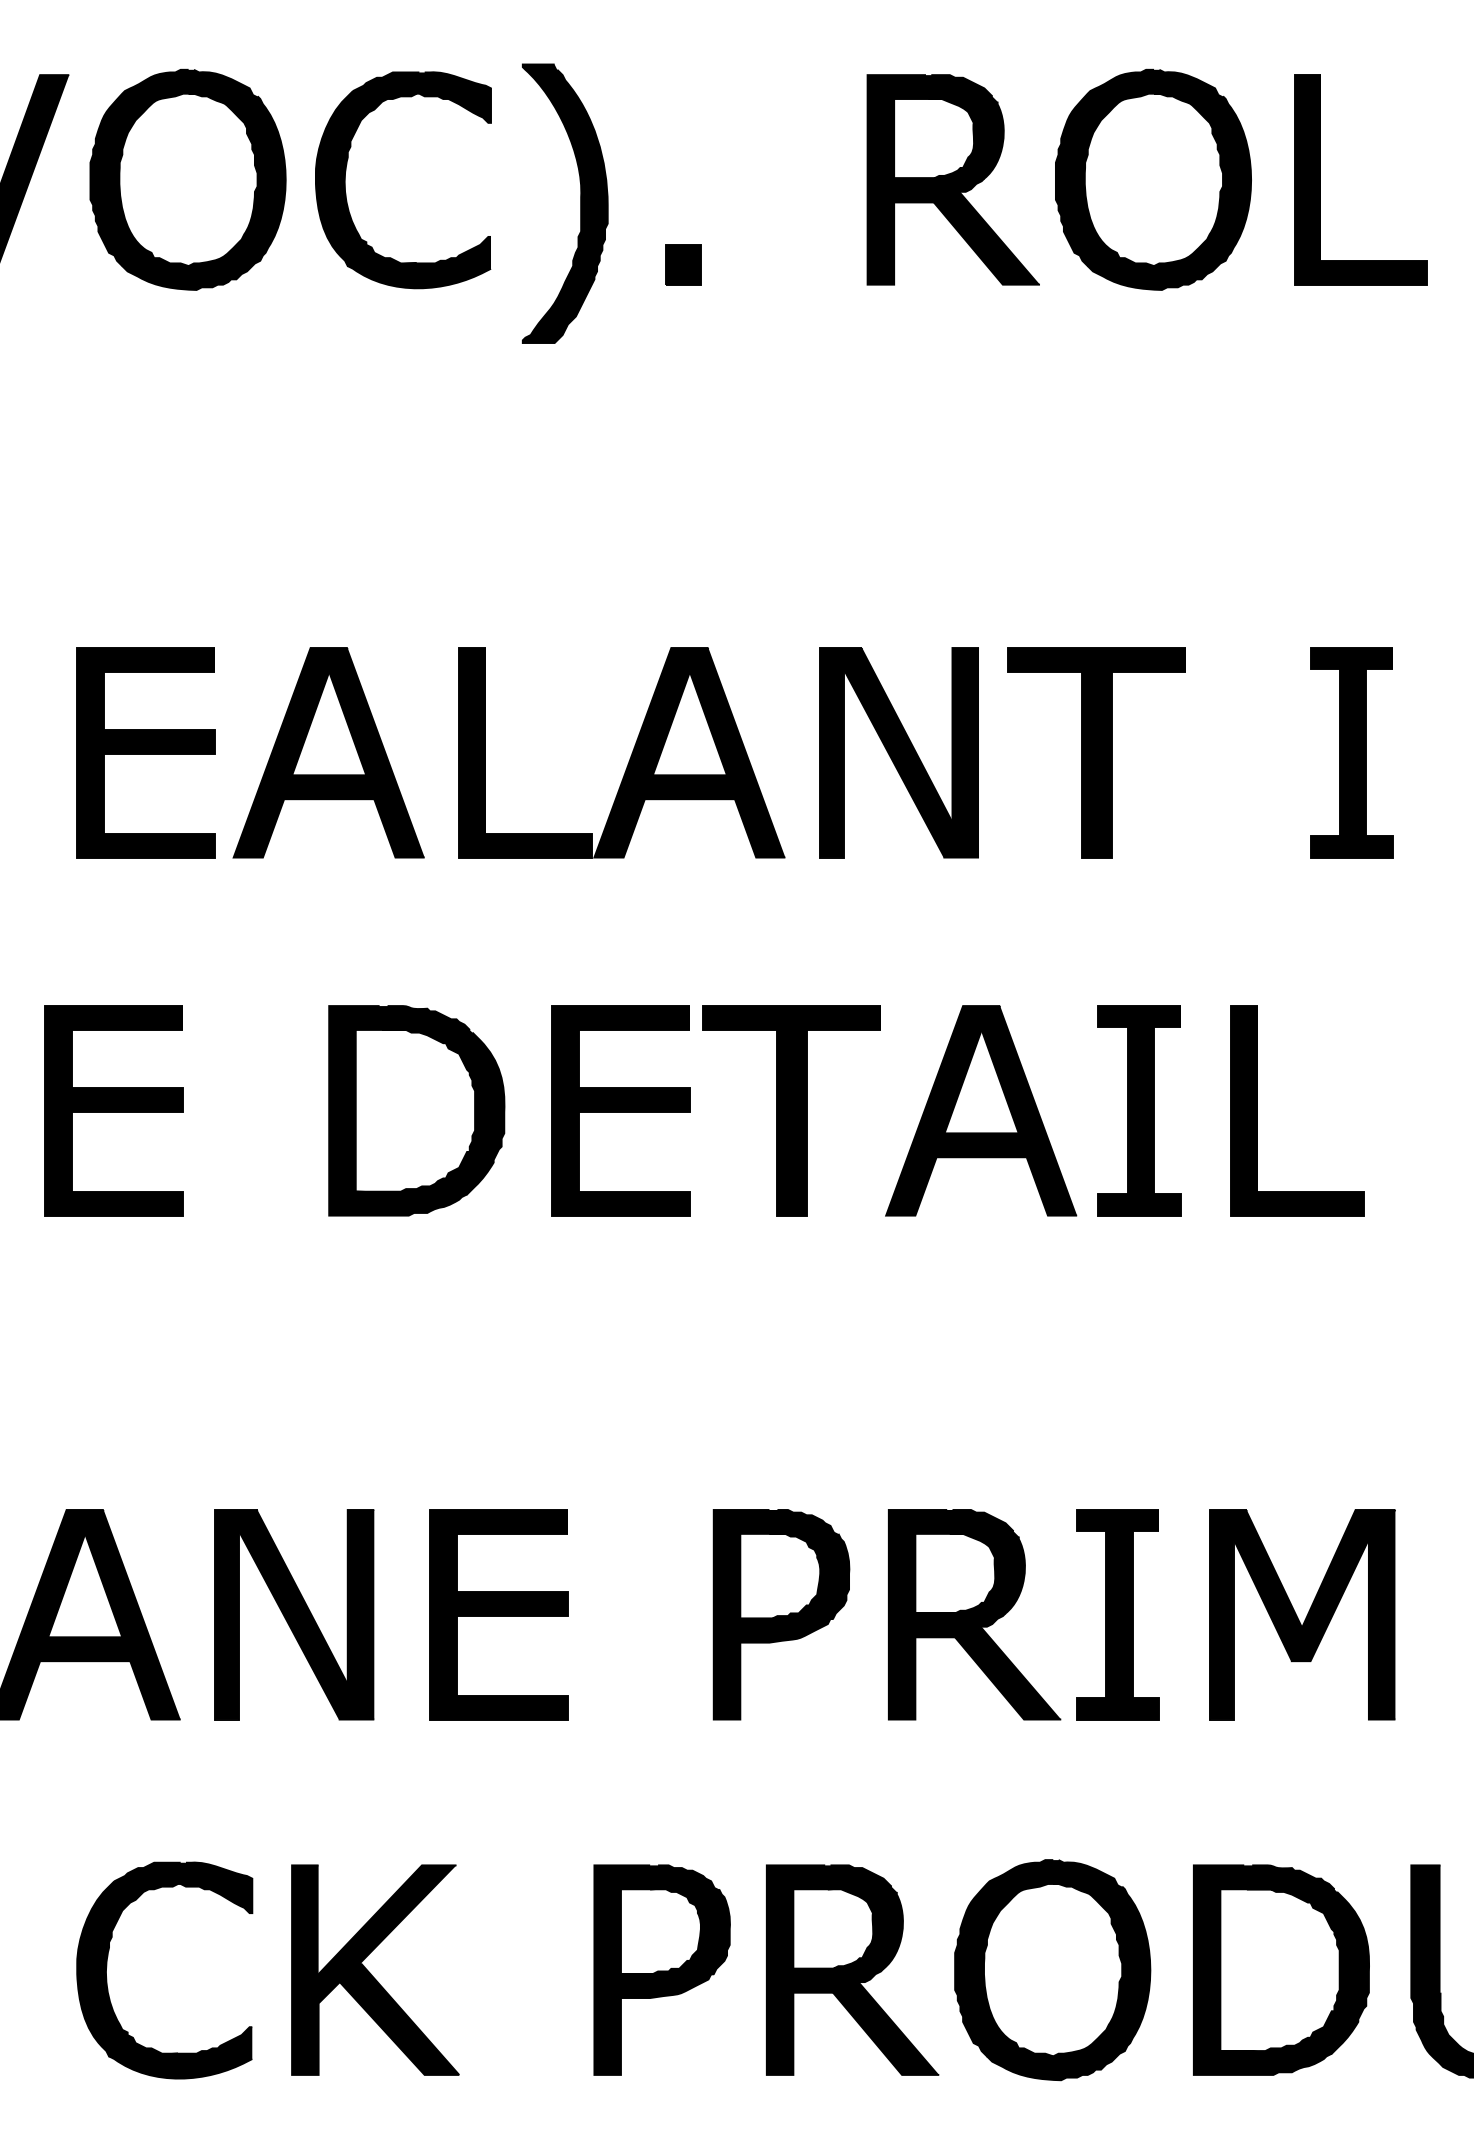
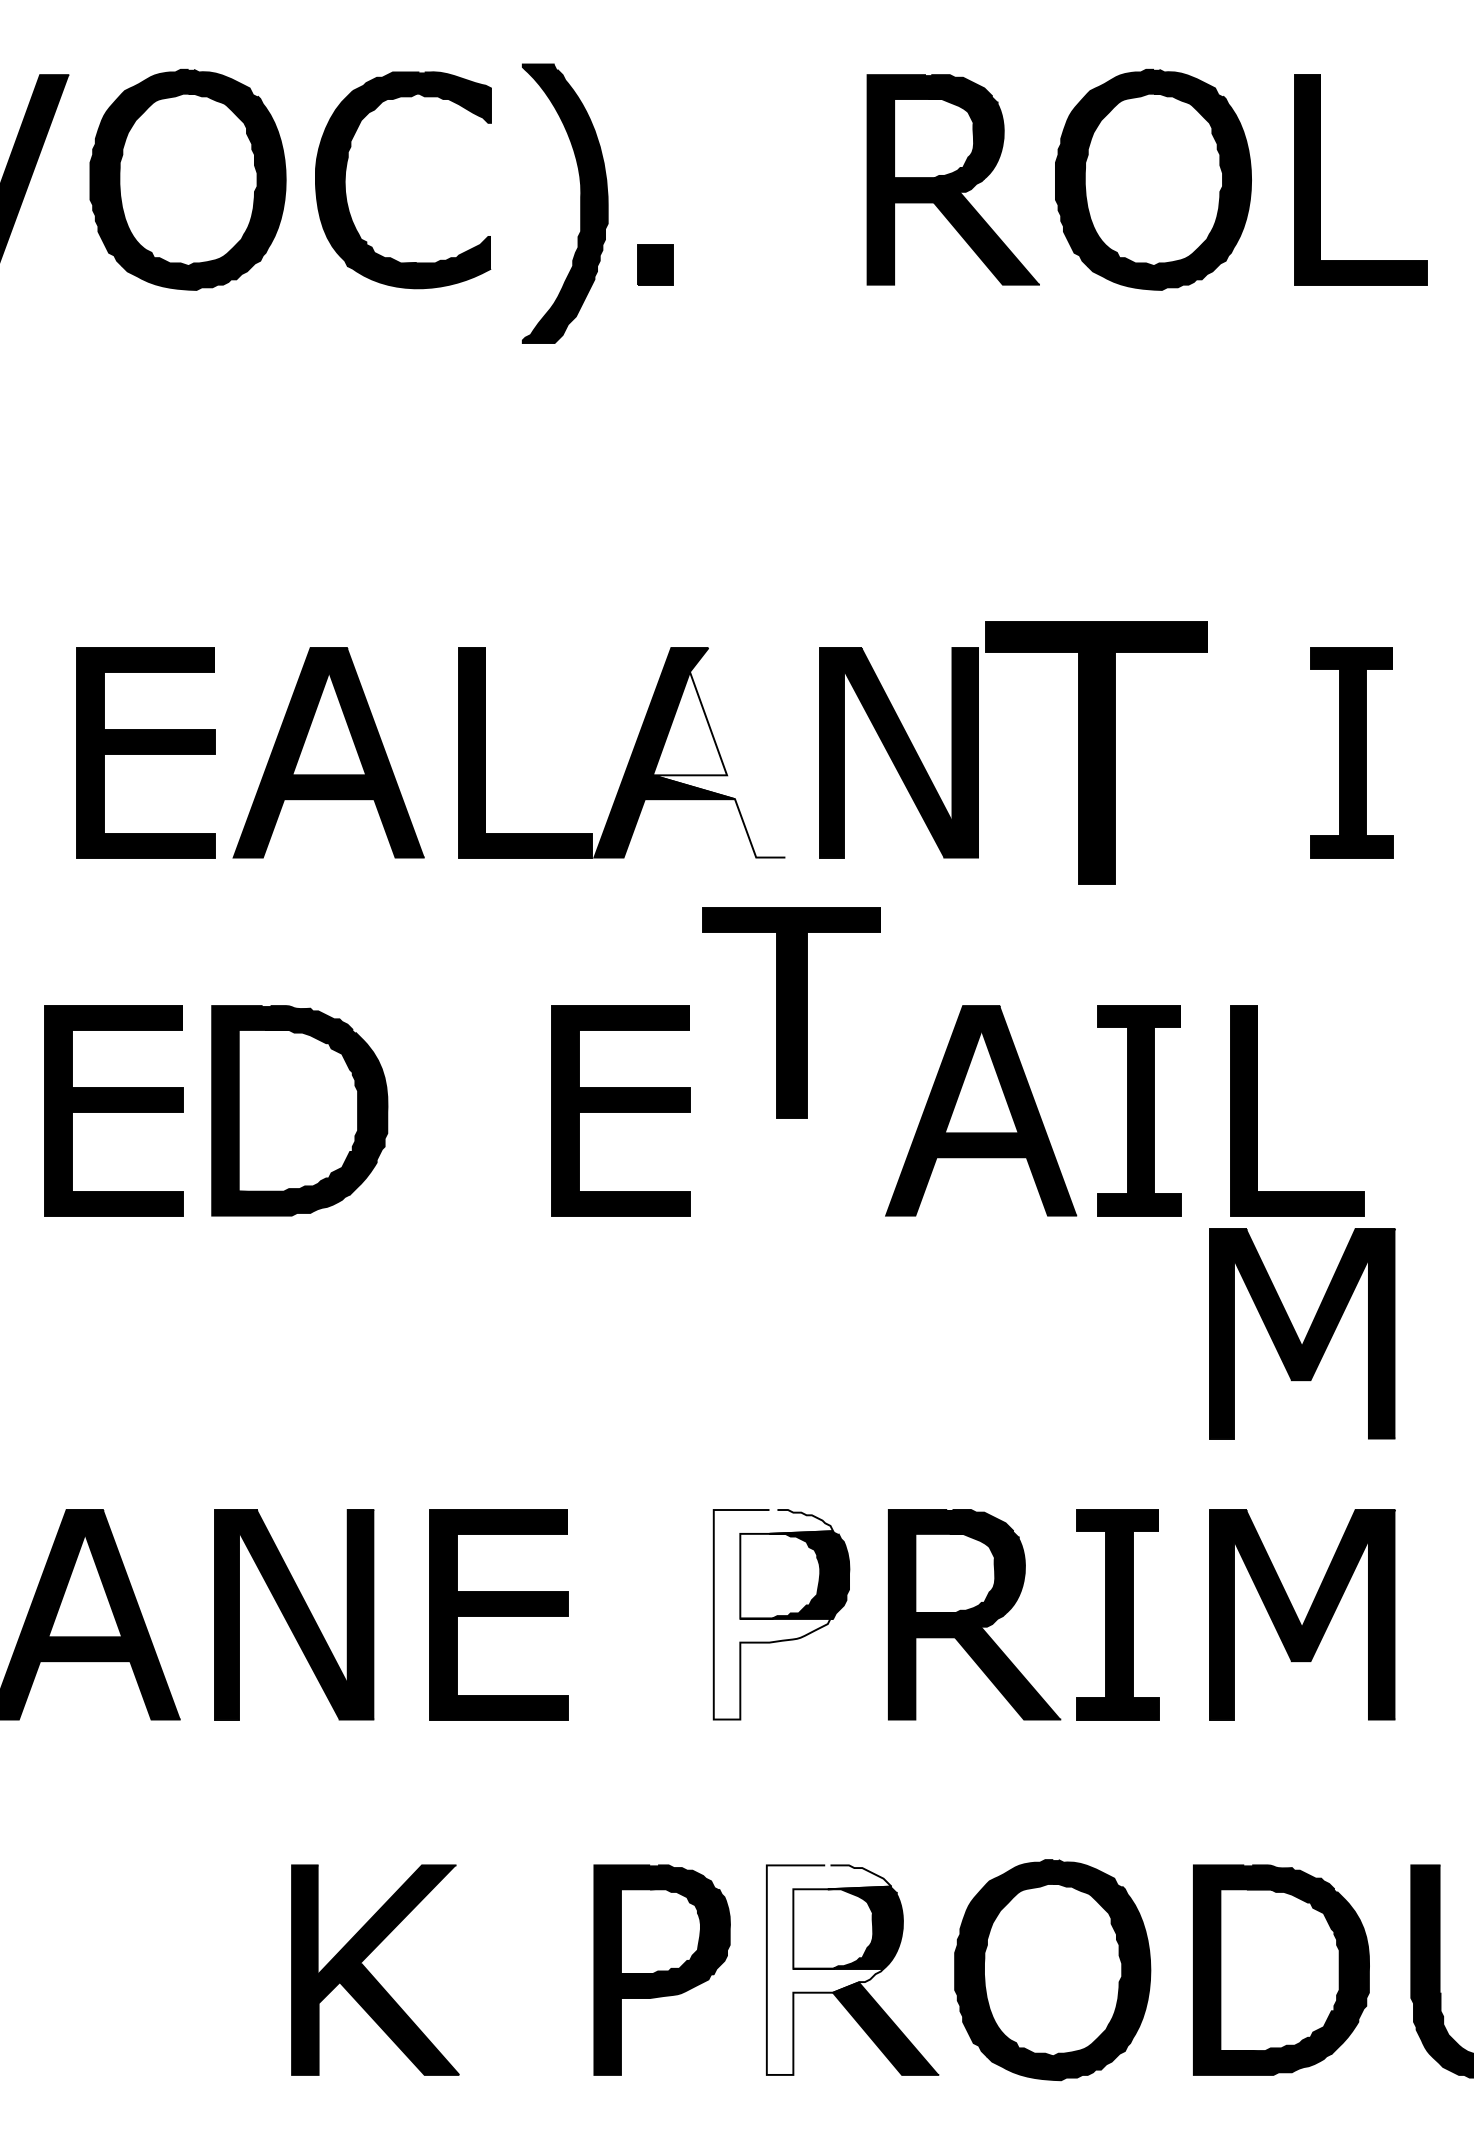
part position: (683, 264) -> (655, 264) (655, 264)
fill: present -> none (718, 752)
part size: 179x212 px -> 223x264 px (1096, 752)
part position: (416, 1110) -> (299, 1110) (299, 1110)
part position: (791, 1110) -> (791, 1012) (791, 1012)
part: none -> present (1302, 1333)
fill: present -> none (773, 1614)
part: present -> none (107, 1967)
fill: present -> none (828, 1969)
